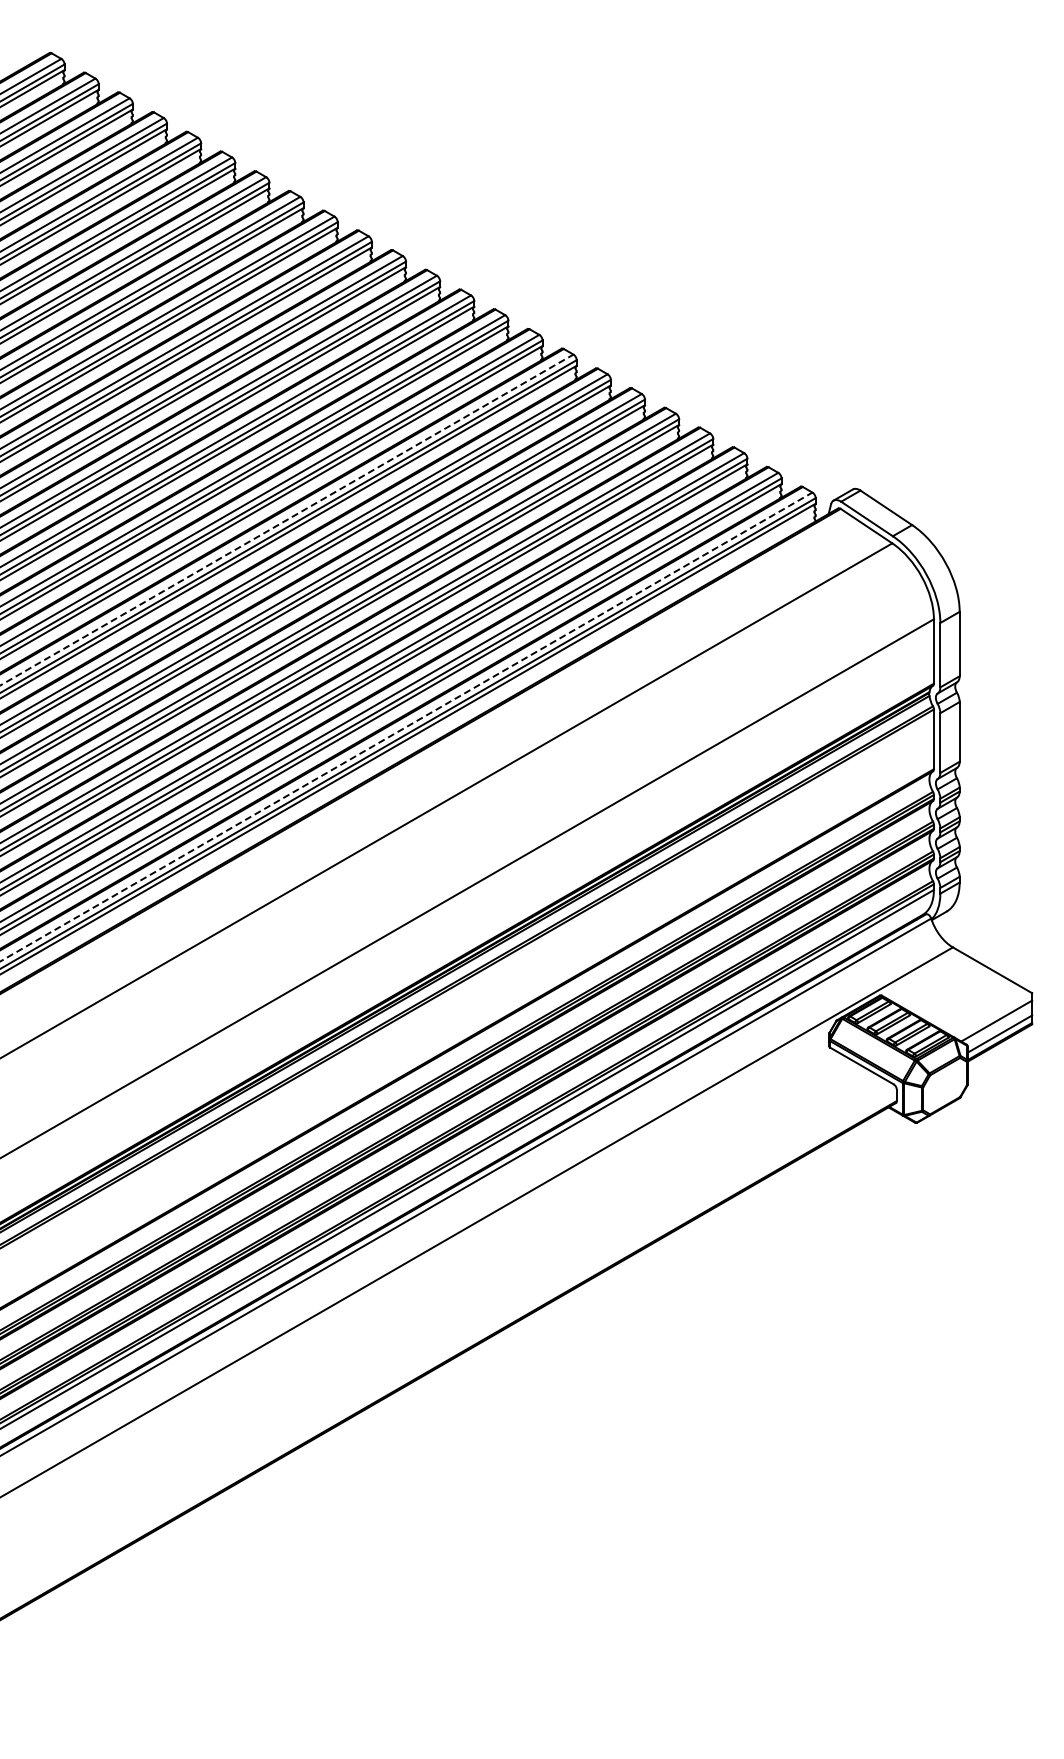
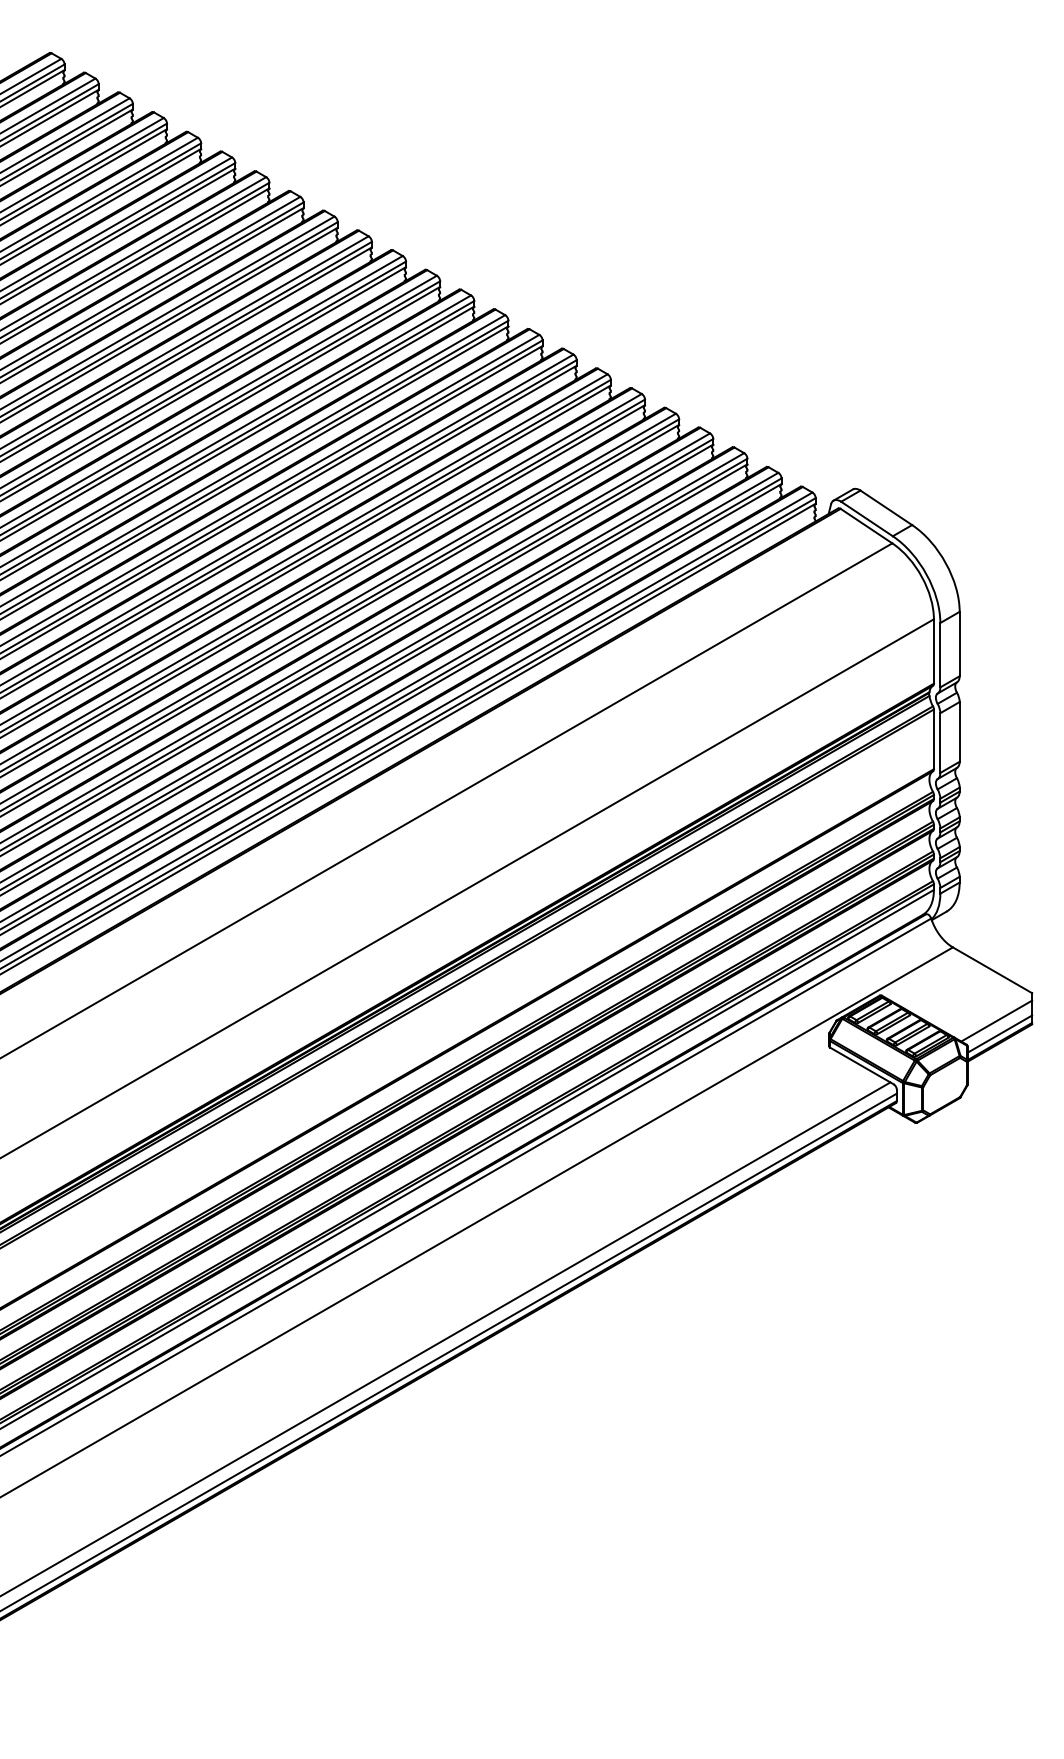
line: dashed -> solid (286, 520)
line: dashed -> solid (406, 726)
line: none -> present (446, 1338)
line: none -> present (449, 1351)
